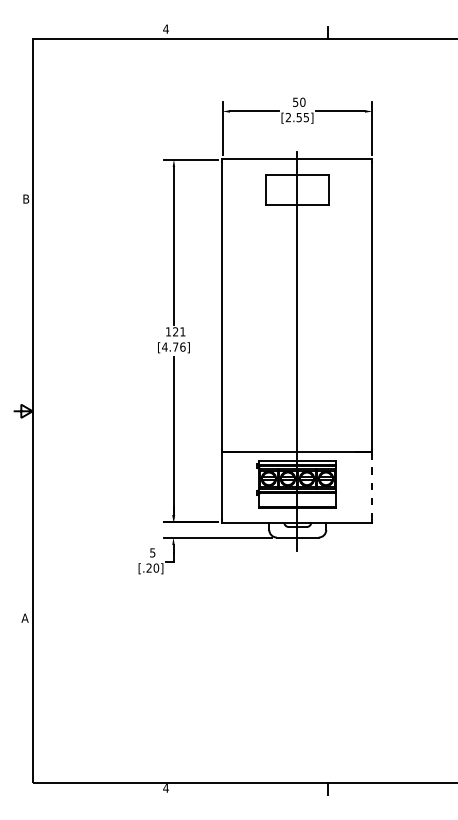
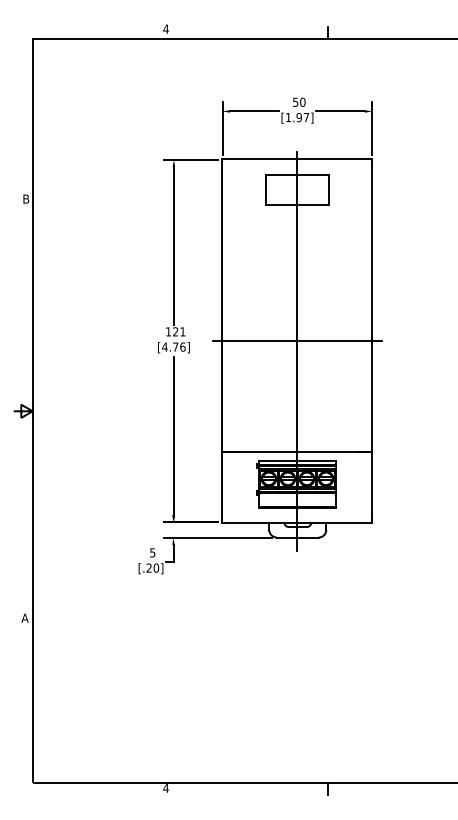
text: [2.55] -> [1.97] (296, 117)
line: none -> present (297, 340)
line: dashed -> solid (372, 486)
